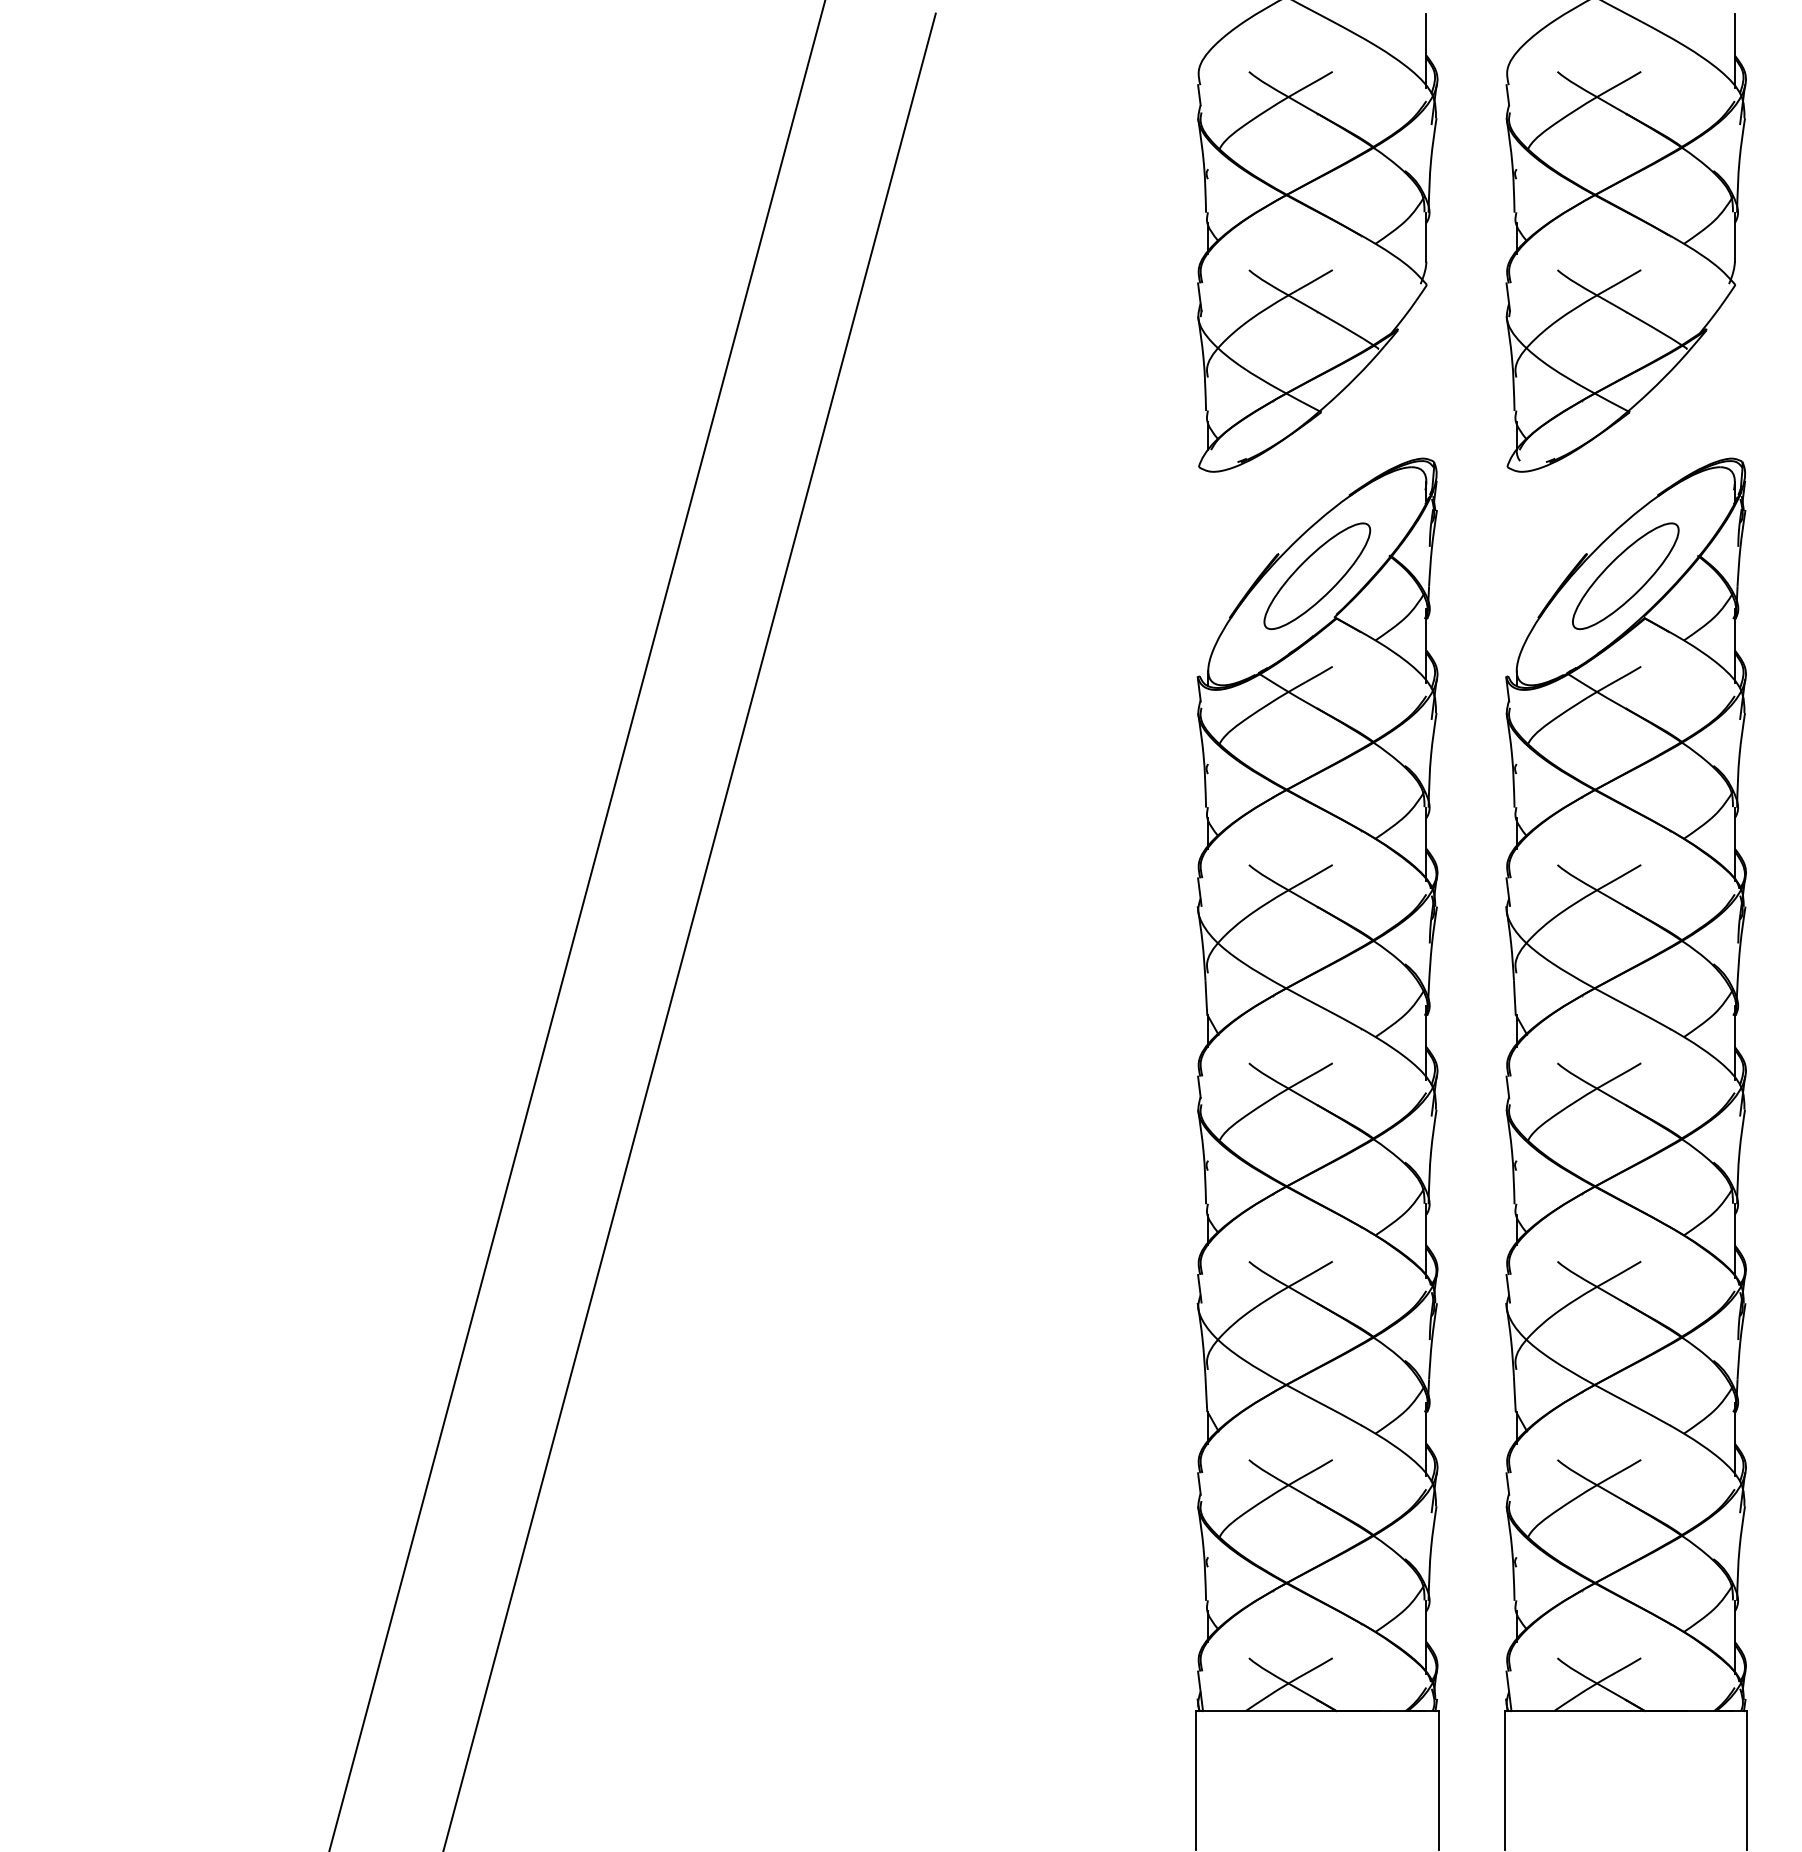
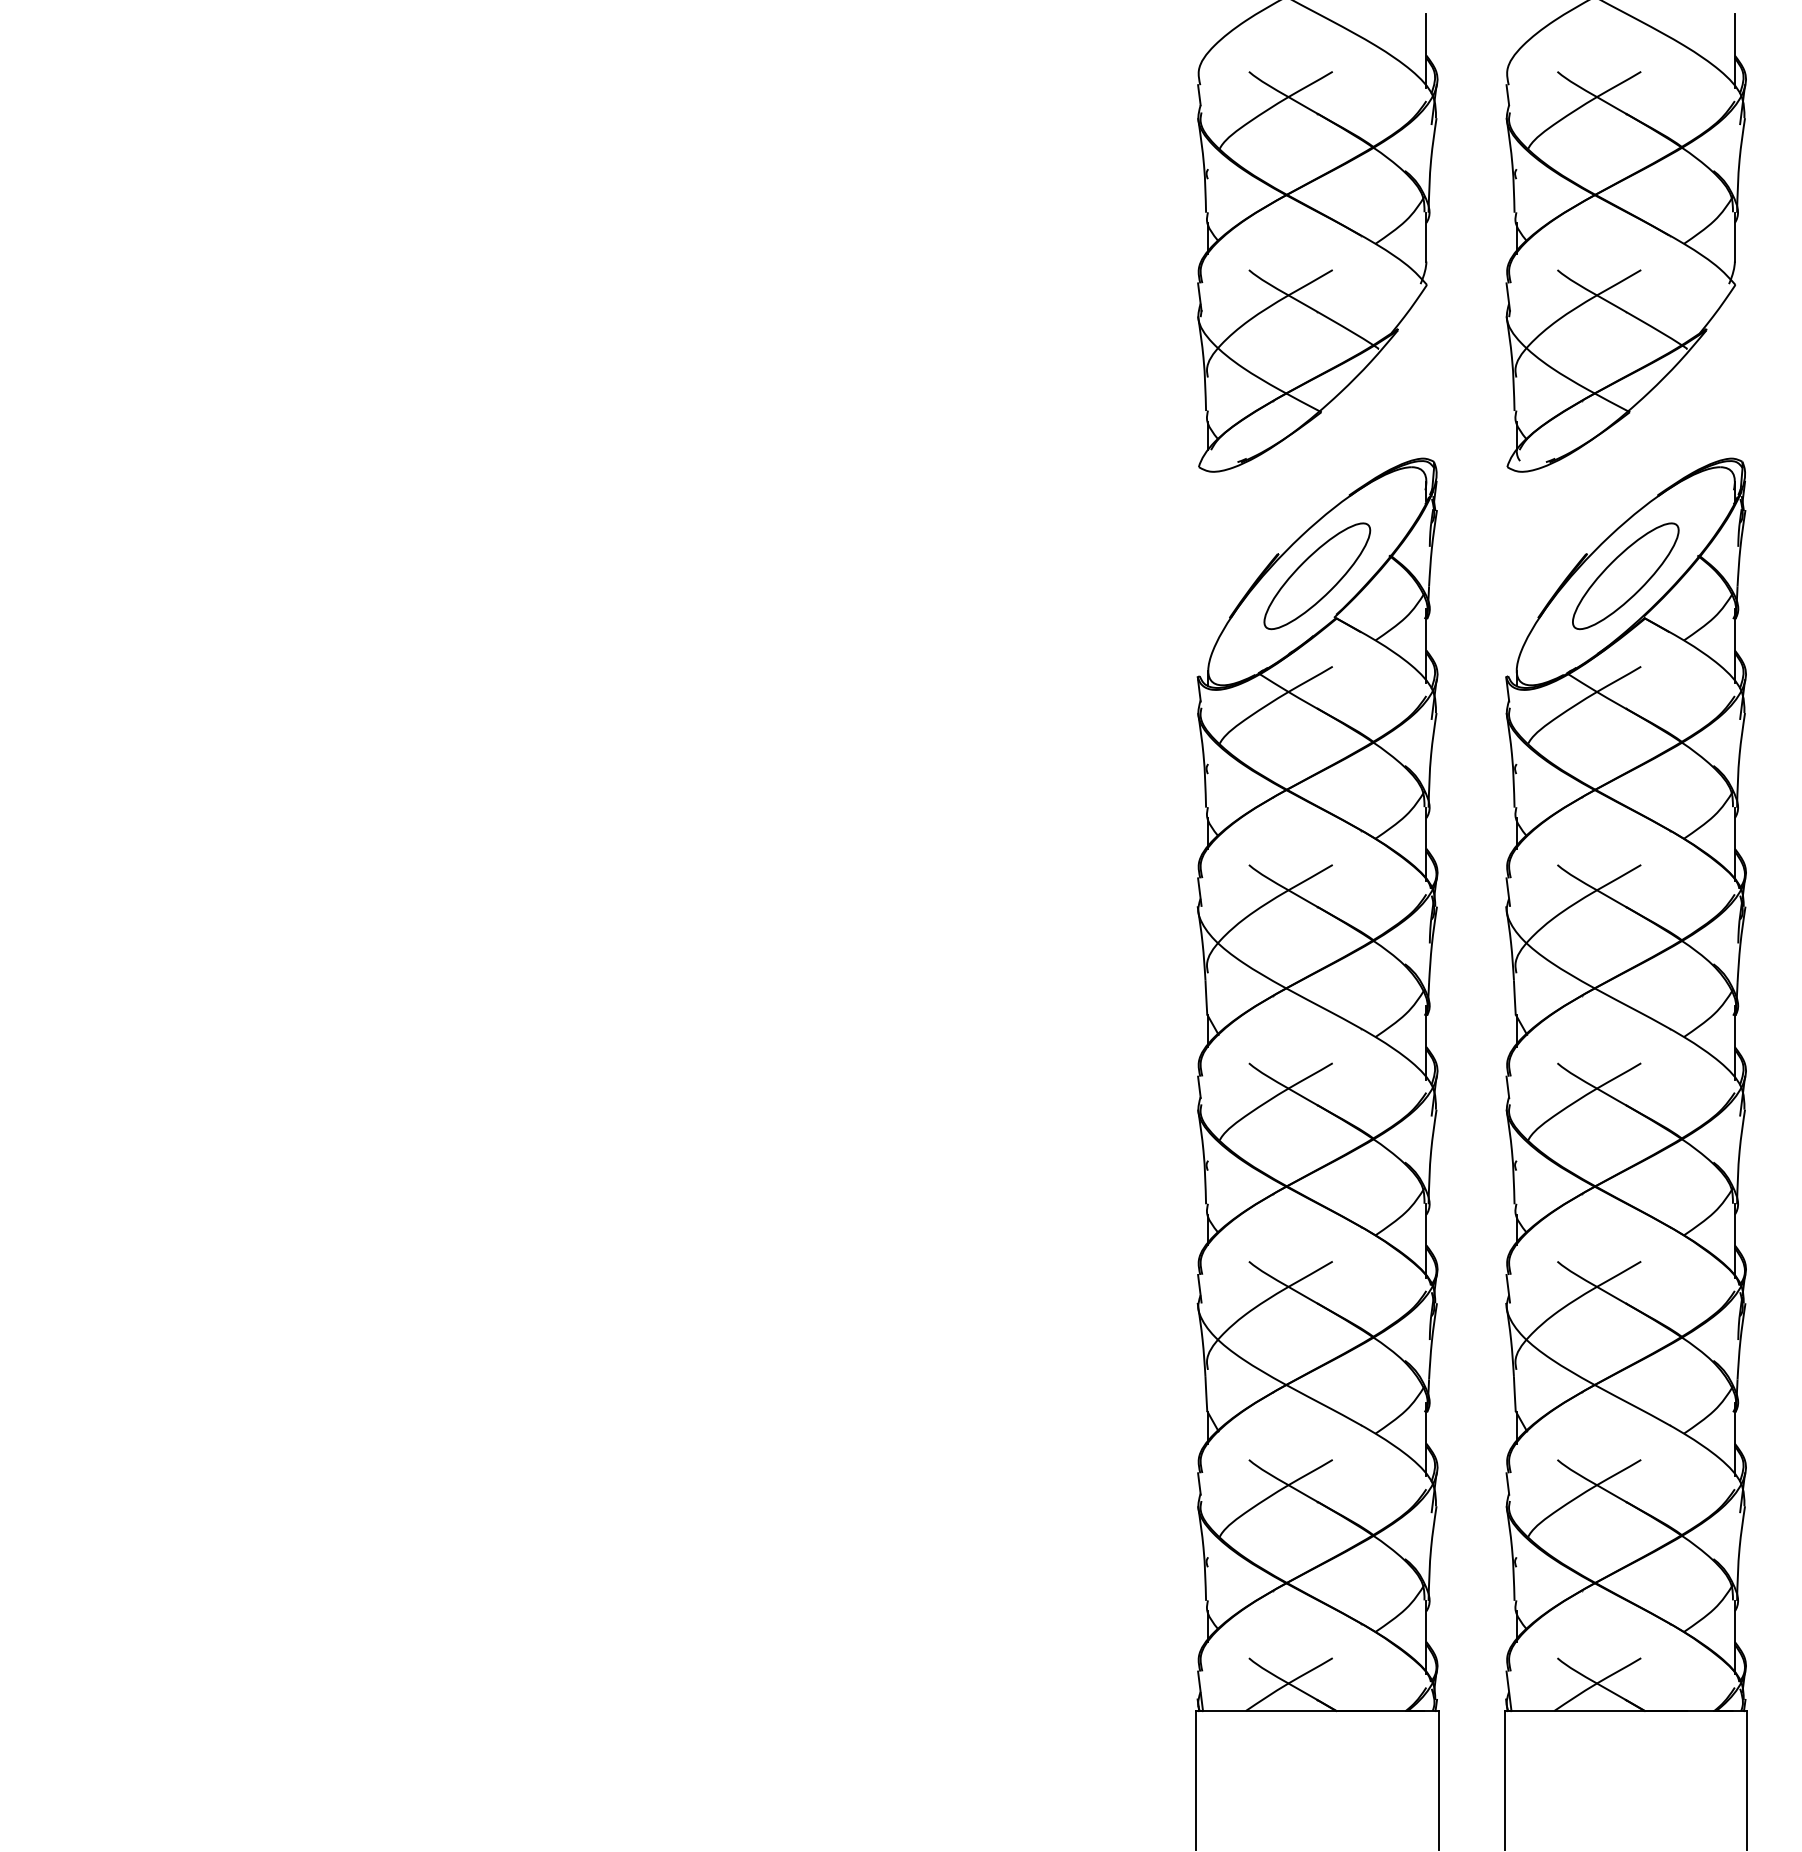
line: present -> none (577, 925)
line: present -> none (689, 930)
